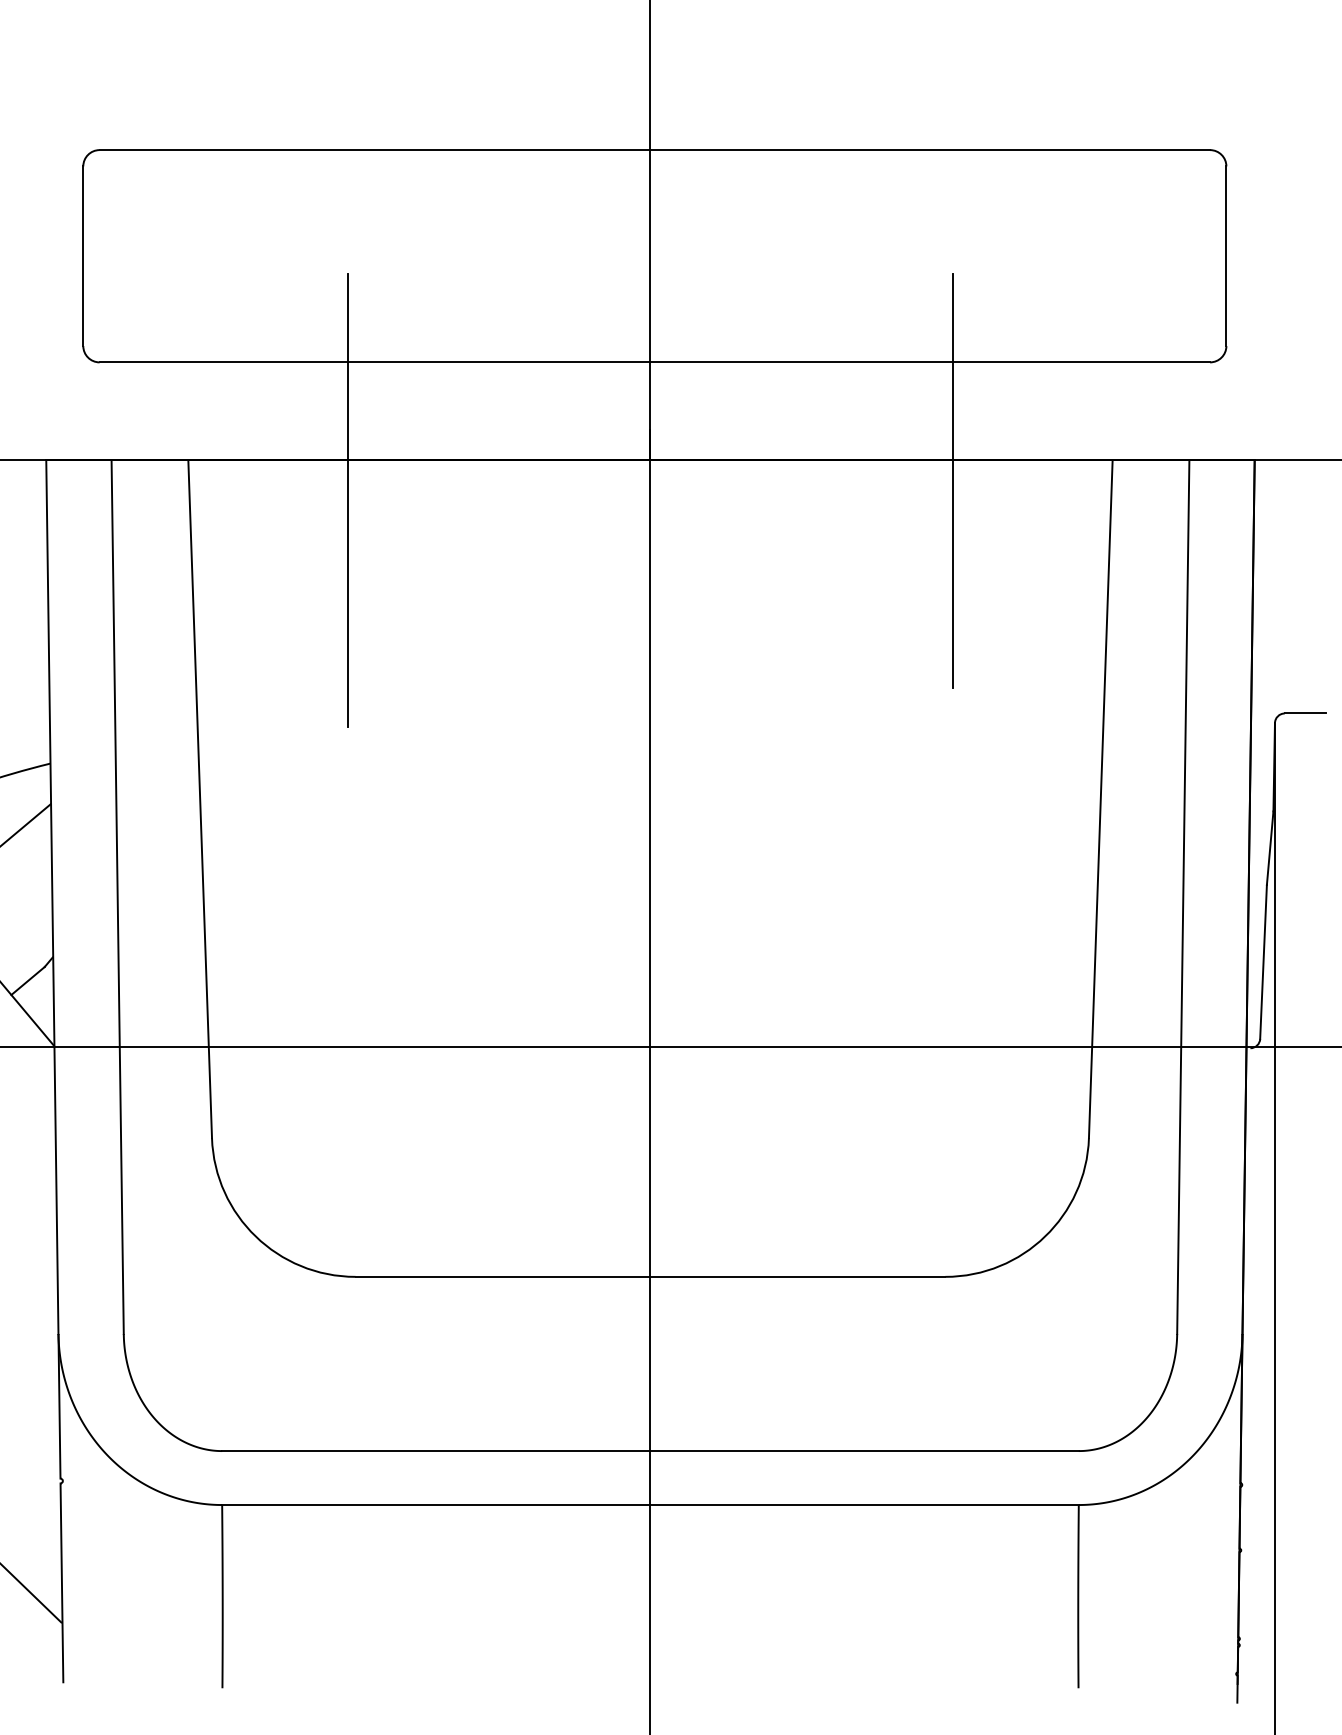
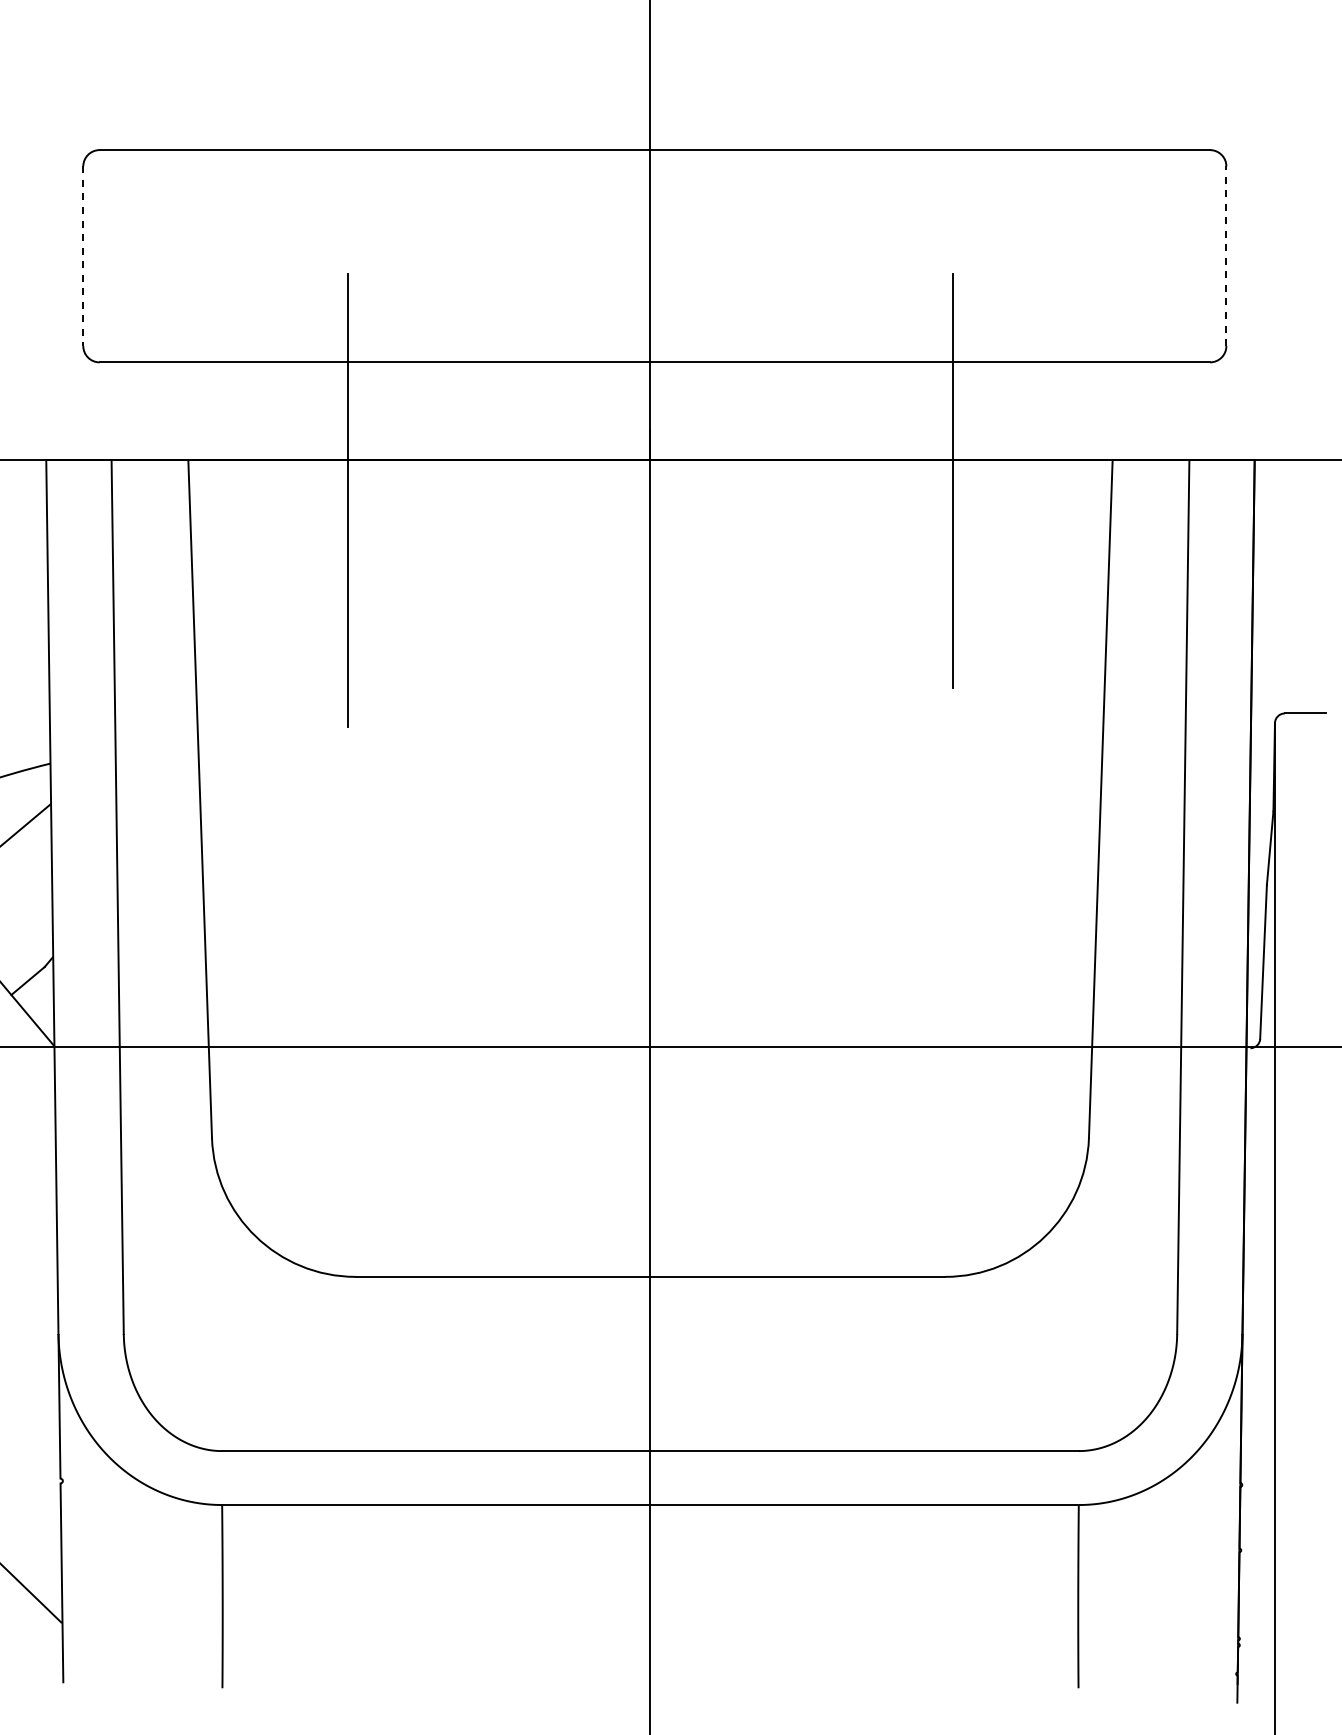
line: solid -> dashed (83, 256)
line: solid -> dashed (1226, 256)
